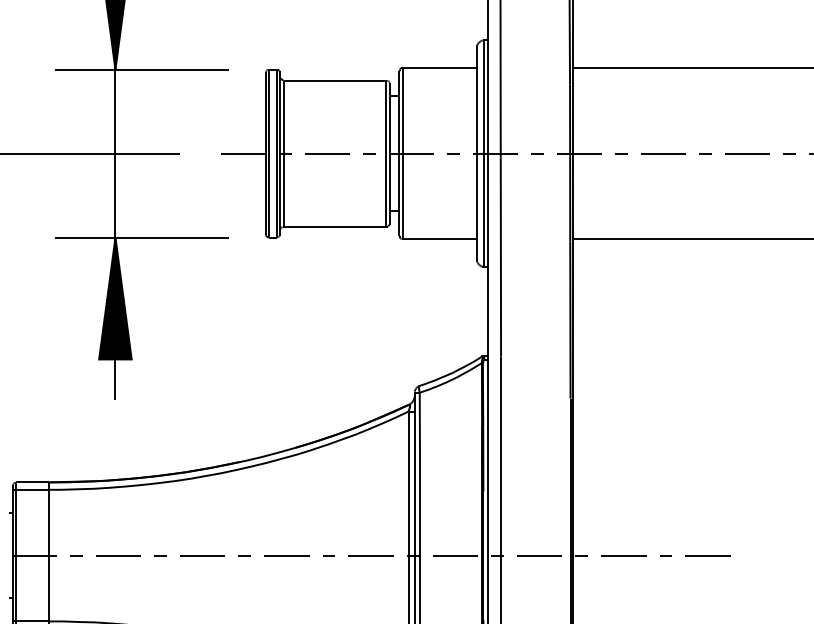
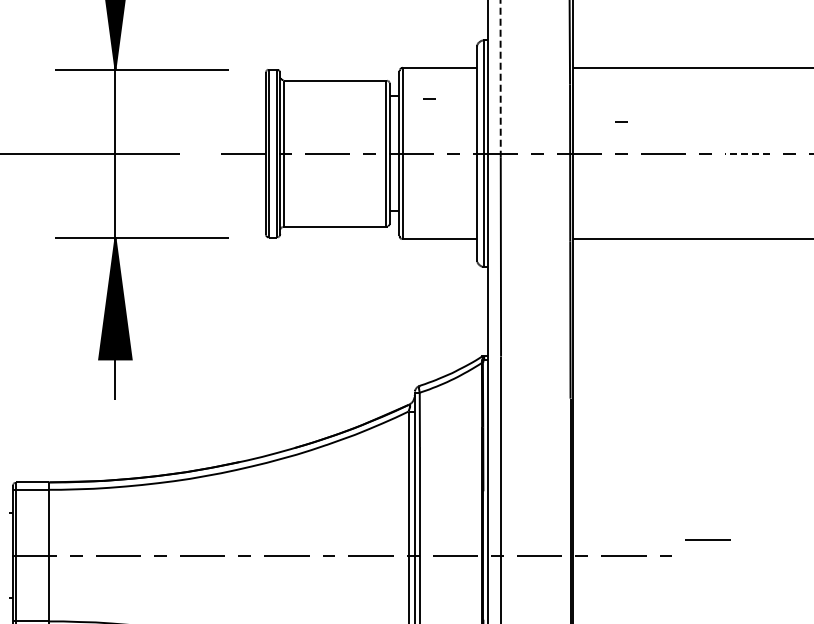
line: solid -> dashed (500, 78)
line: none -> present (429, 98)
line: none -> present (621, 121)
line: solid -> dashed (747, 153)
line position: (707, 555) -> (707, 539) (707, 539)
